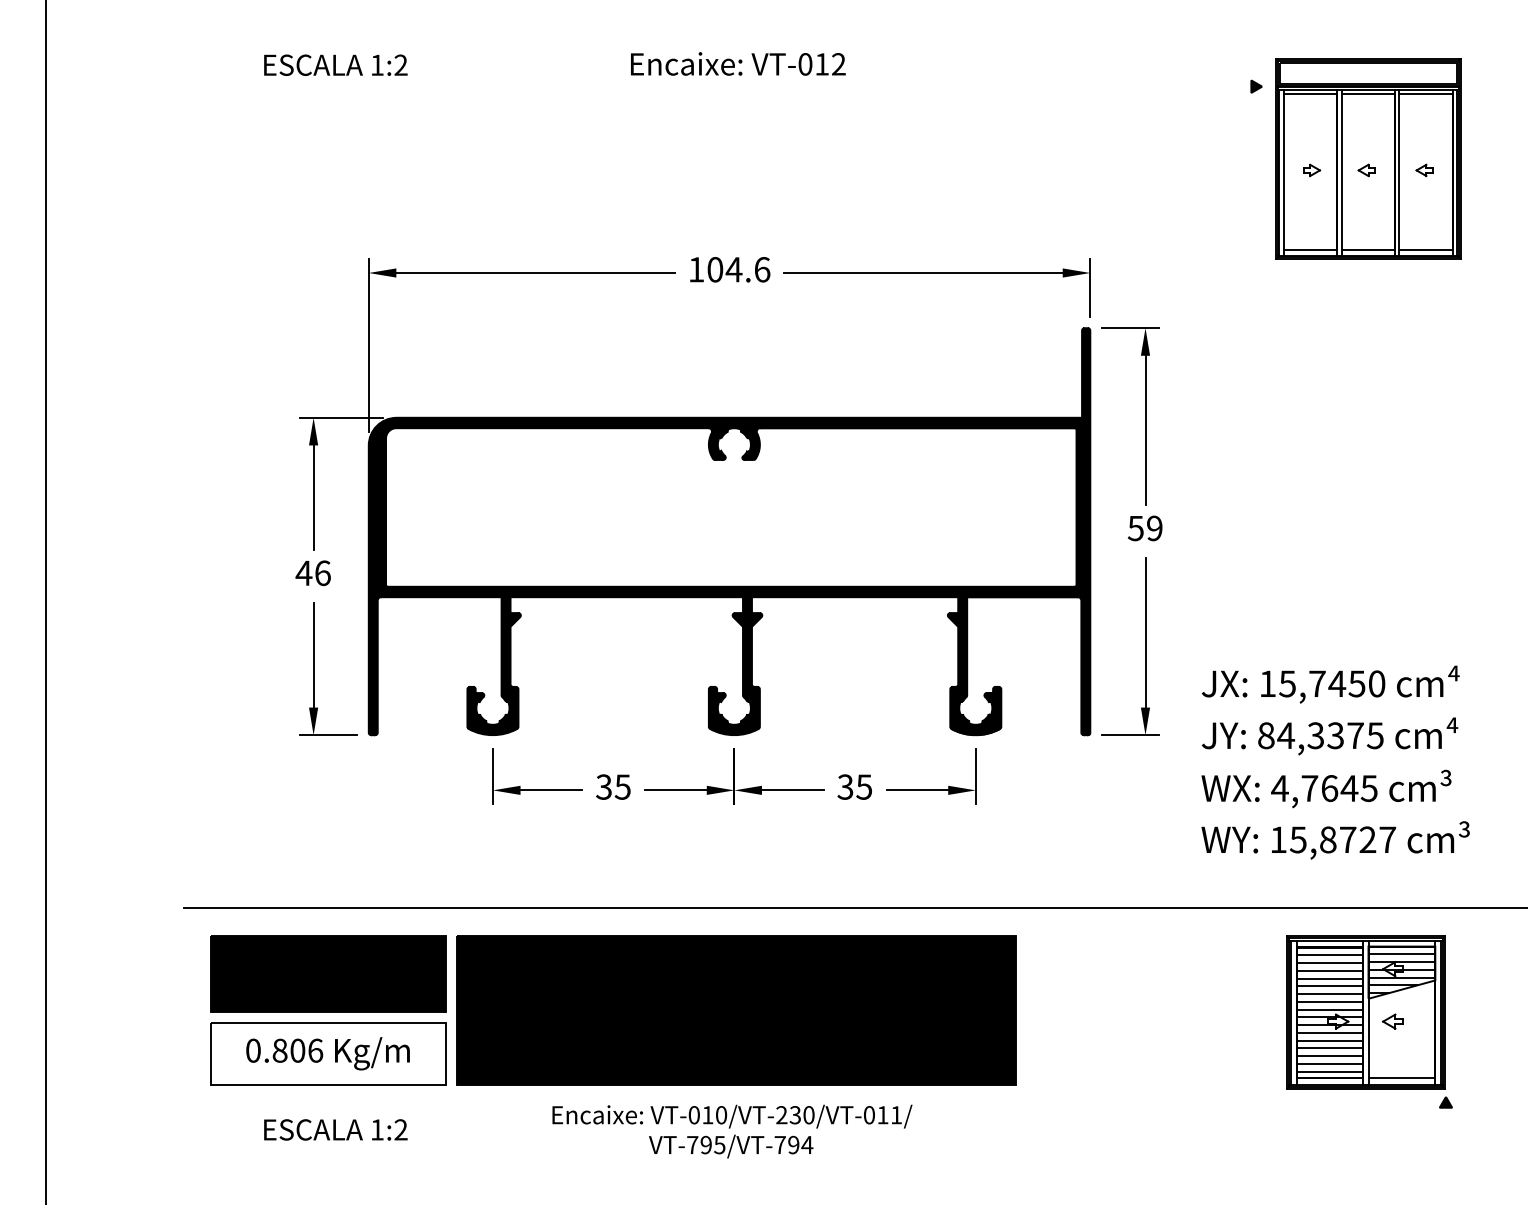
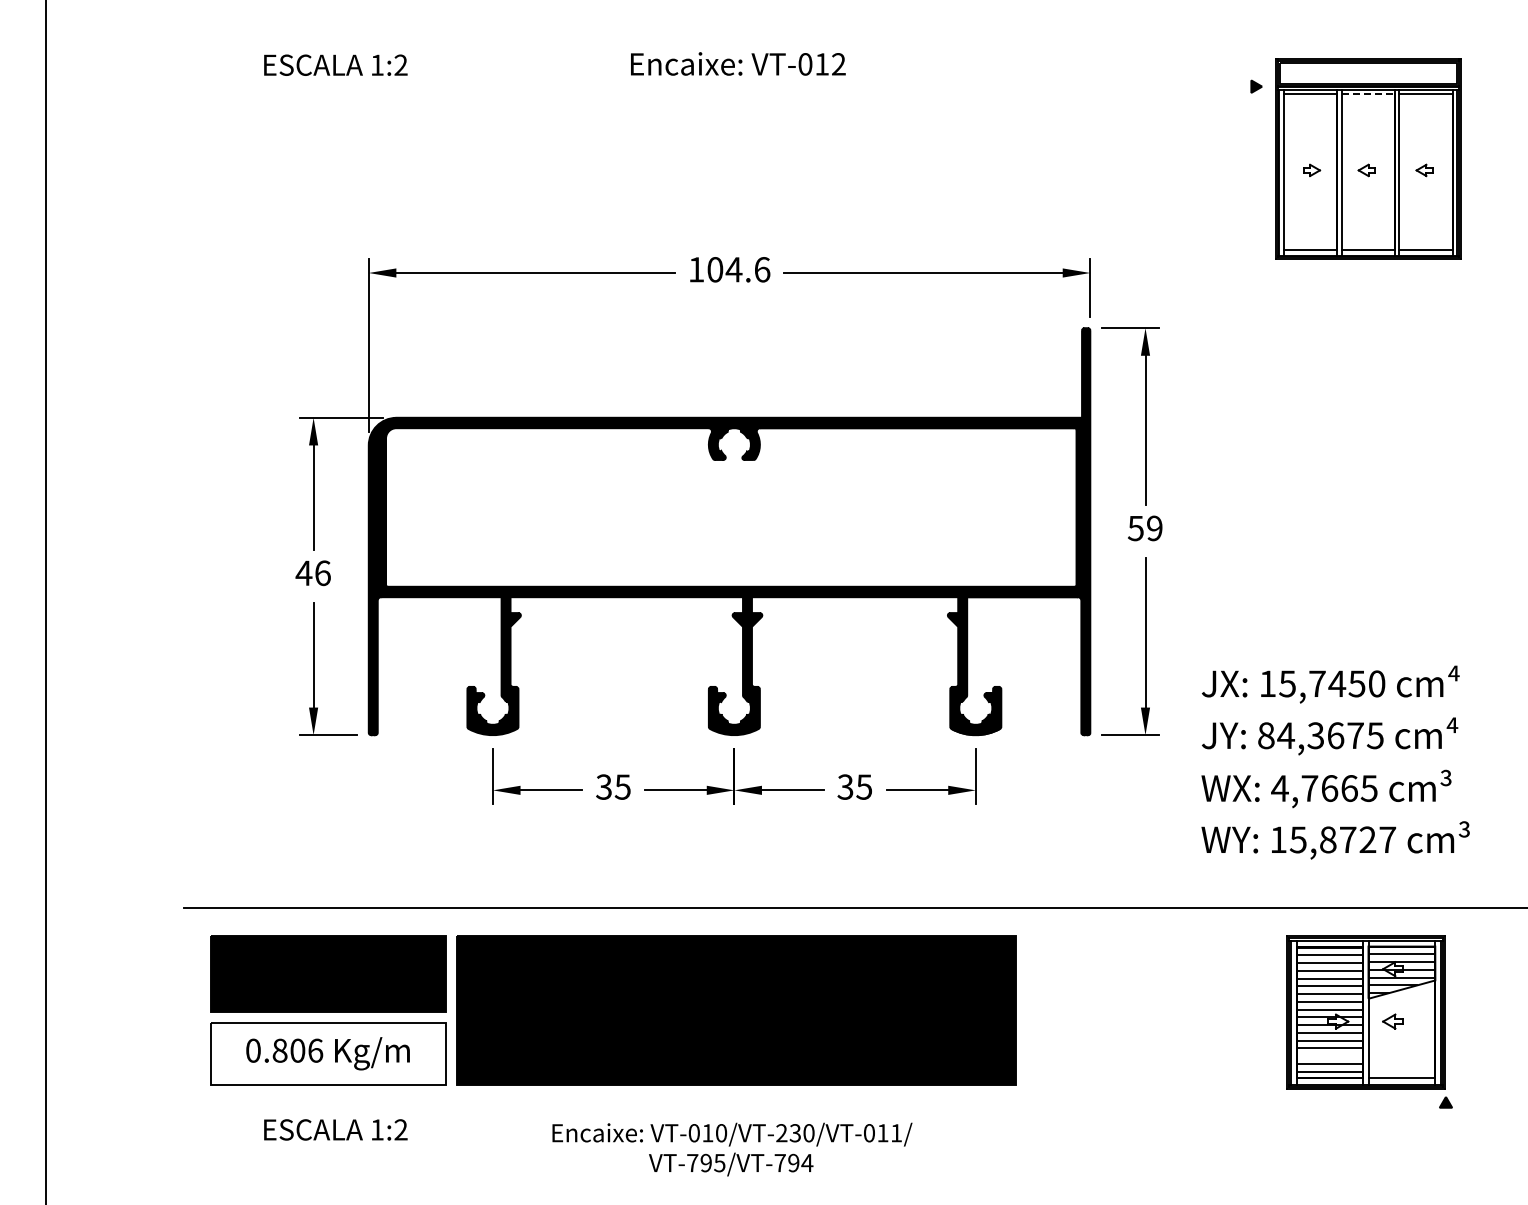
line: solid -> dashed (1368, 94)
text: 84,3375 -> 84,3675 (1335, 735)
text: 4,7645 -> 4,7665 (1349, 788)
line: present -> none (1329, 1056)
text position: (732, 1131) -> (732, 1149) (732, 1149)
